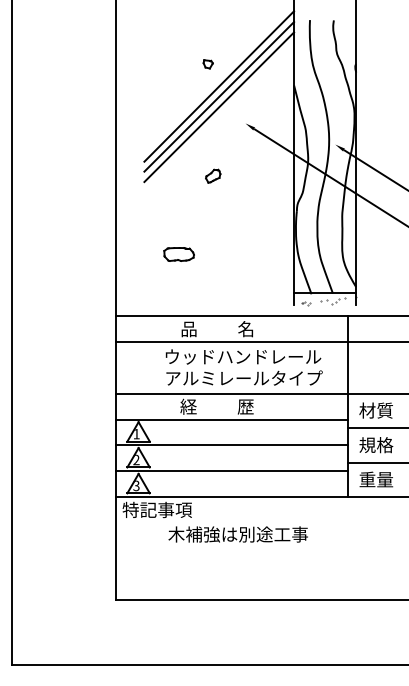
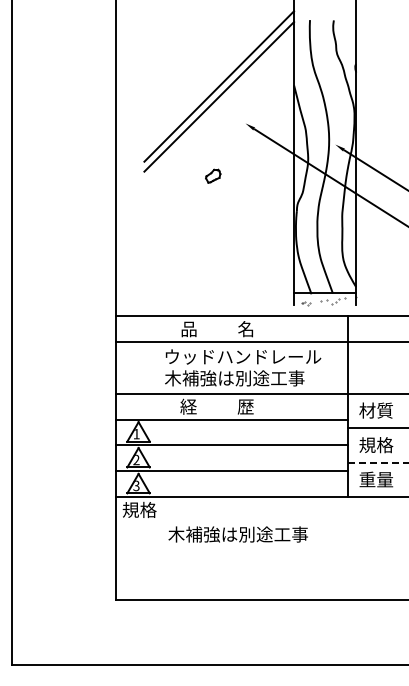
part: present -> none (207, 64)
line: present -> none (219, 107)
part: present -> none (178, 254)
text: アルミレールタイプ -> 木補強は別途工事 (243, 378)
line: solid -> dashed (378, 462)
text: 特記事項 -> 規格 (156, 509)
